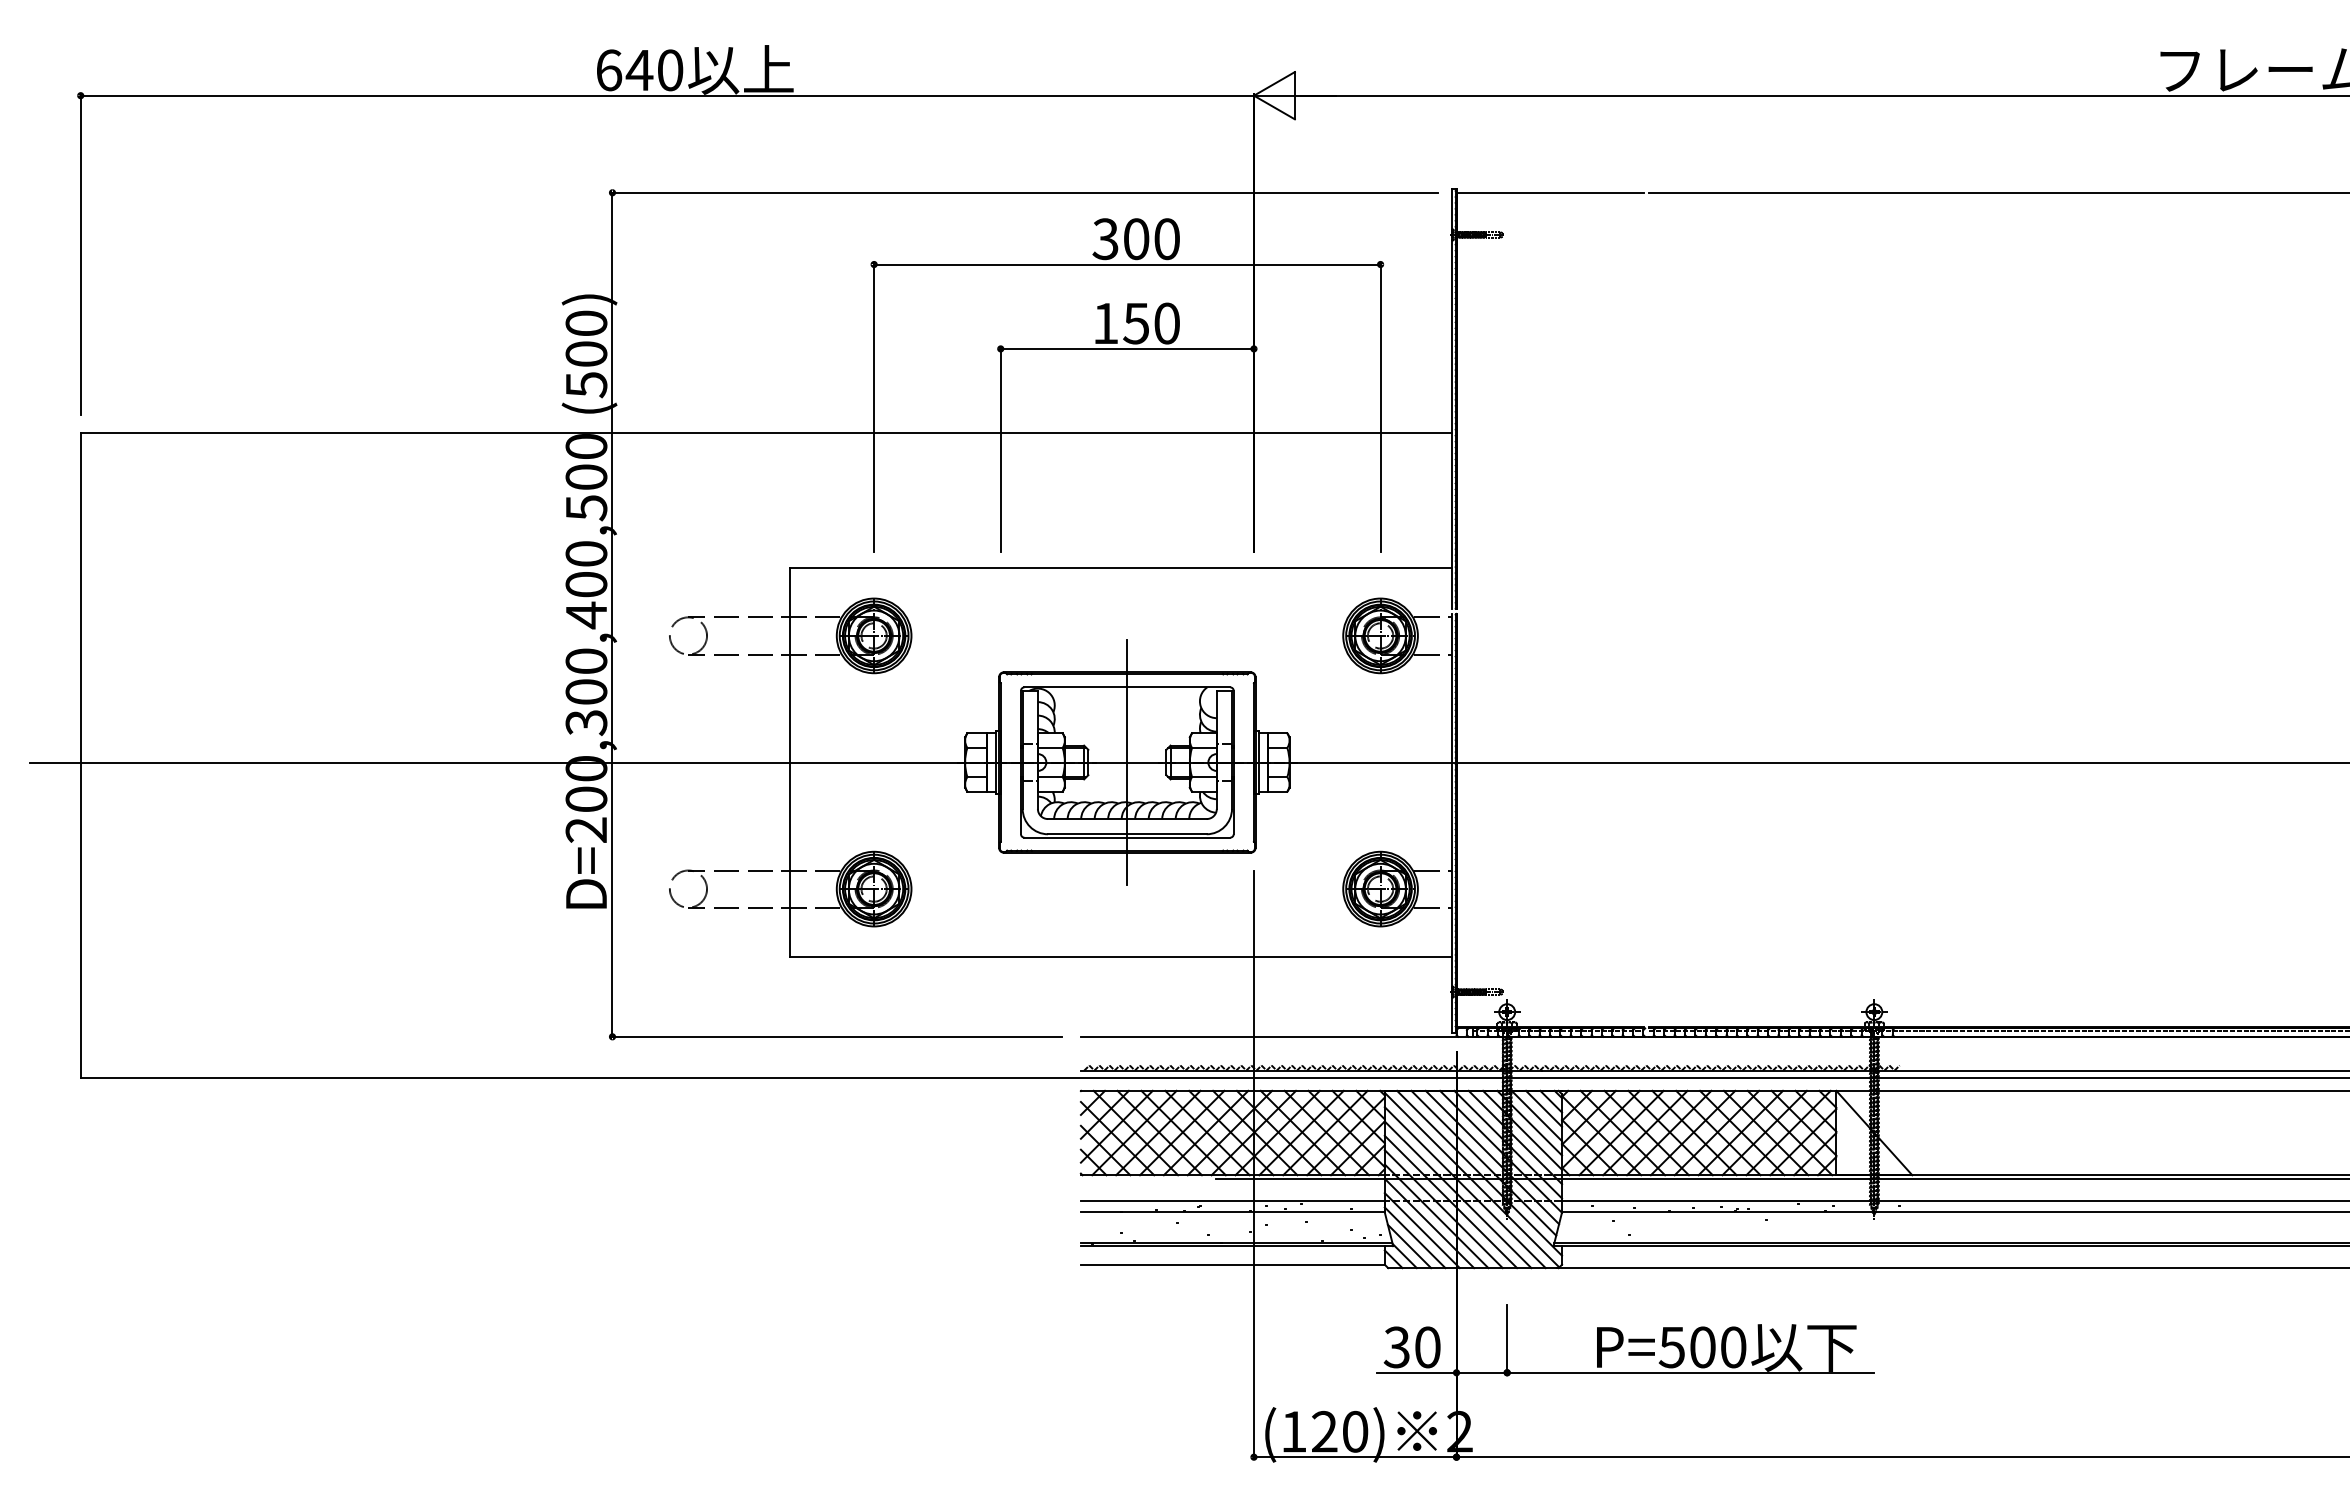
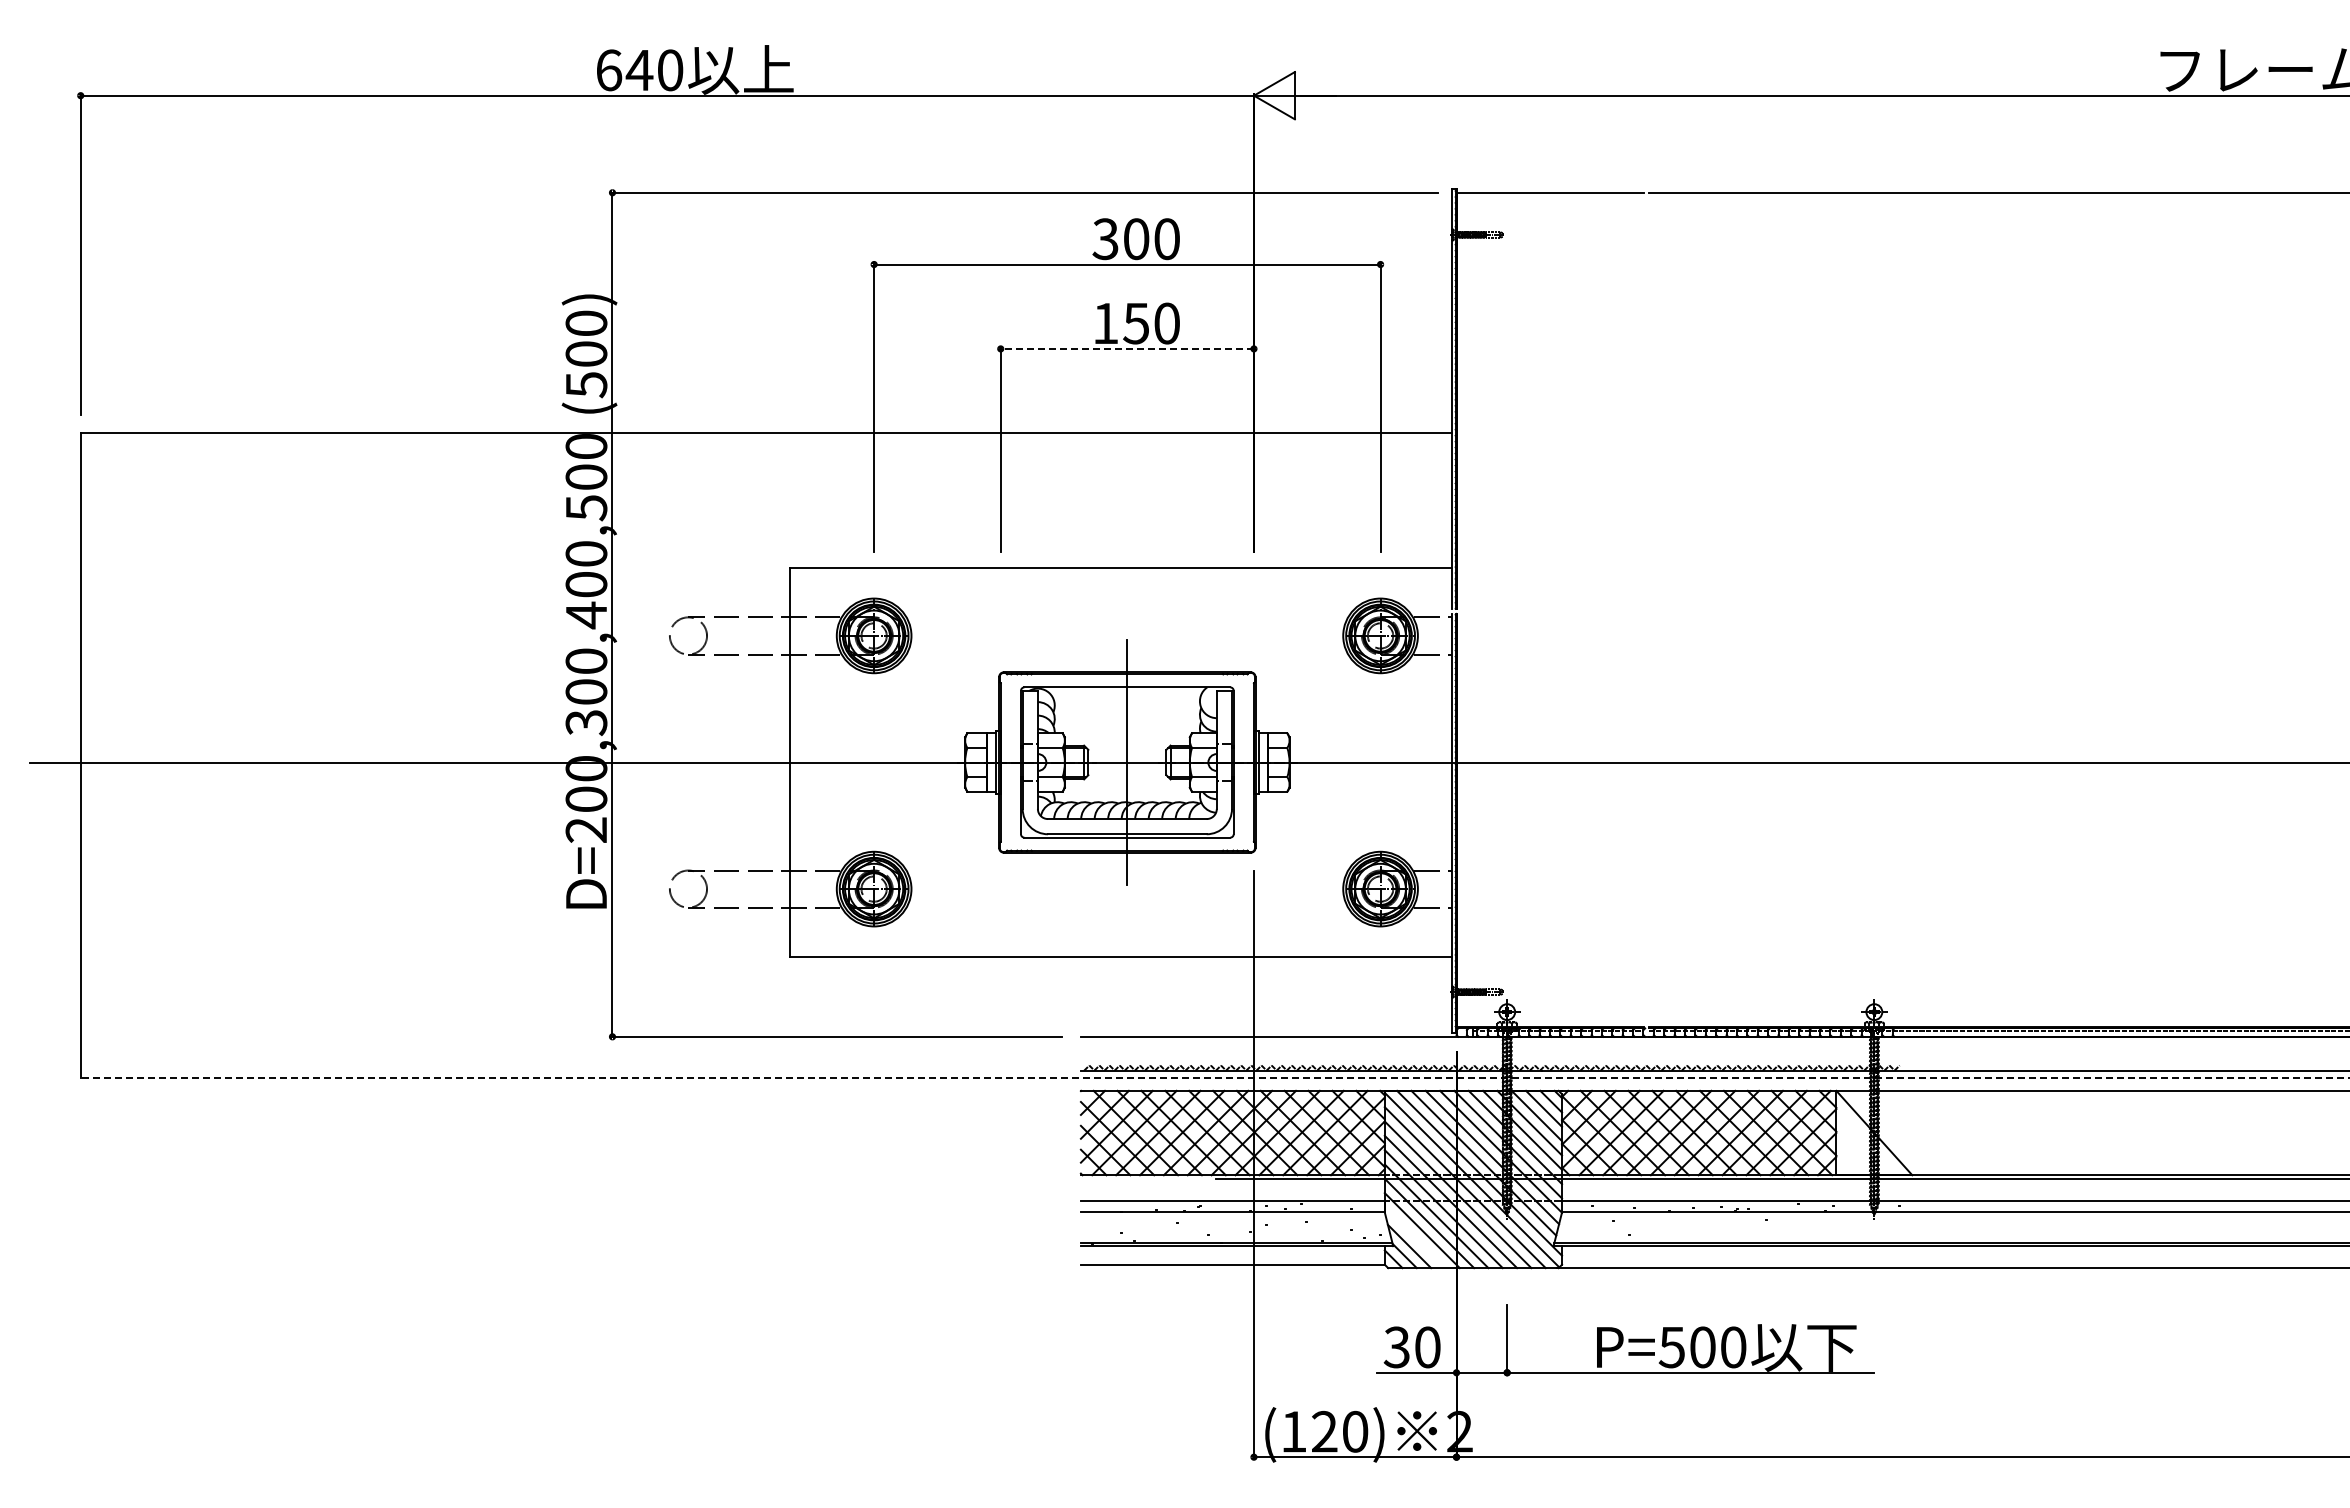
line: solid -> dashed (1127, 348)
line: solid -> dashed (1214, 1078)
line: present -> none (1414, 1237)
